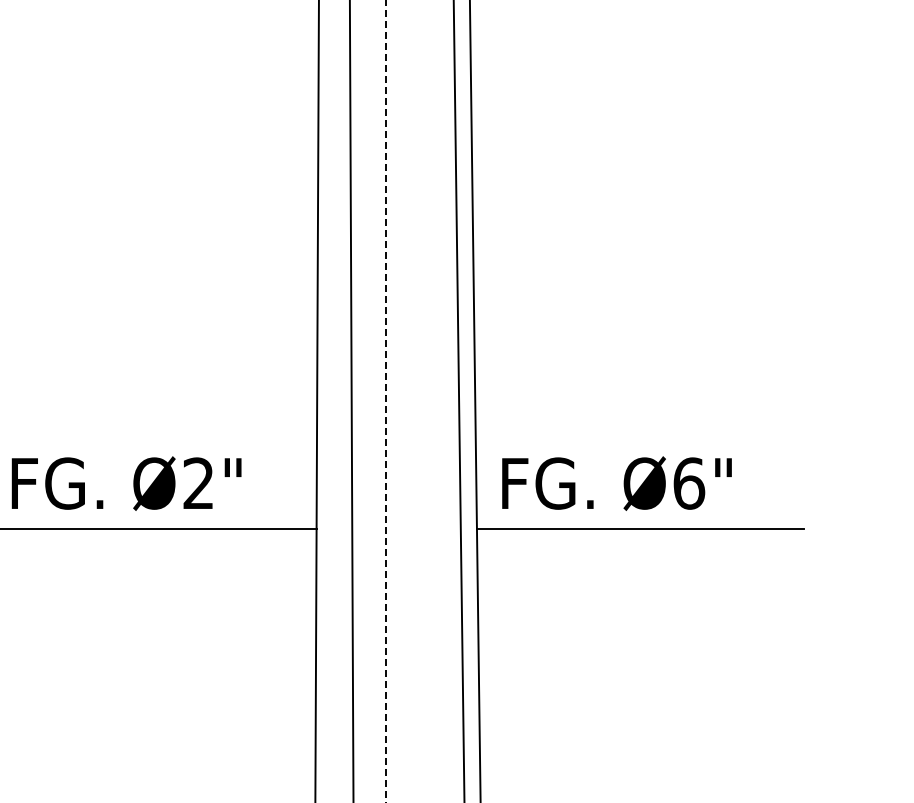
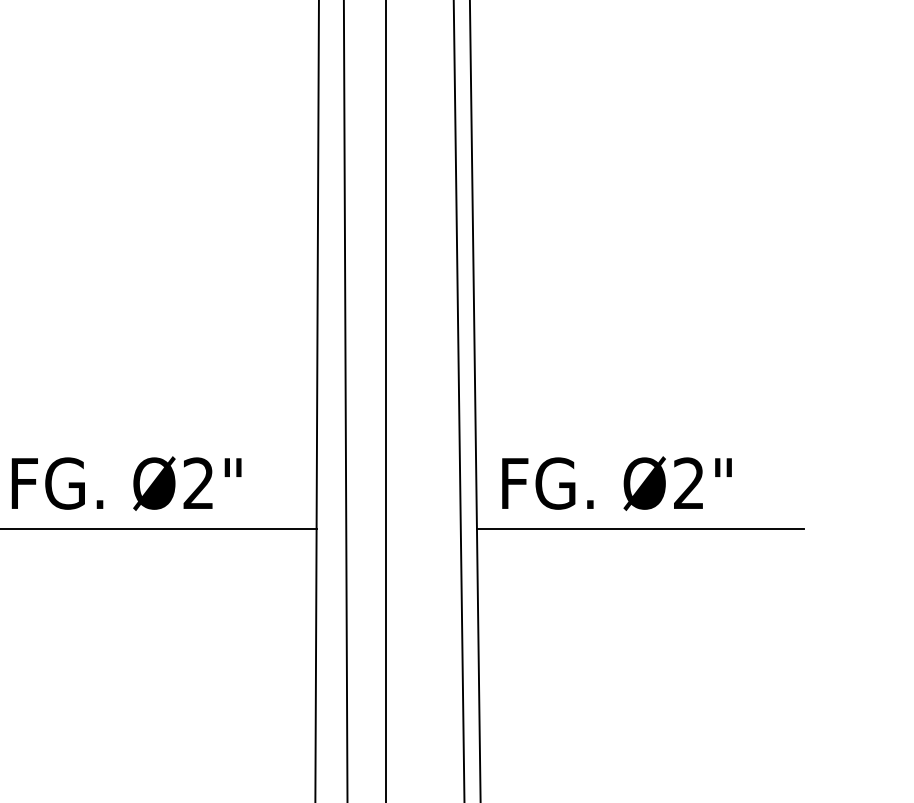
line position: (351, 400) -> (345, 400) (345, 400)
line: dashed -> solid (386, 401)
text: Ø6" -> Ø2" (689, 483)
